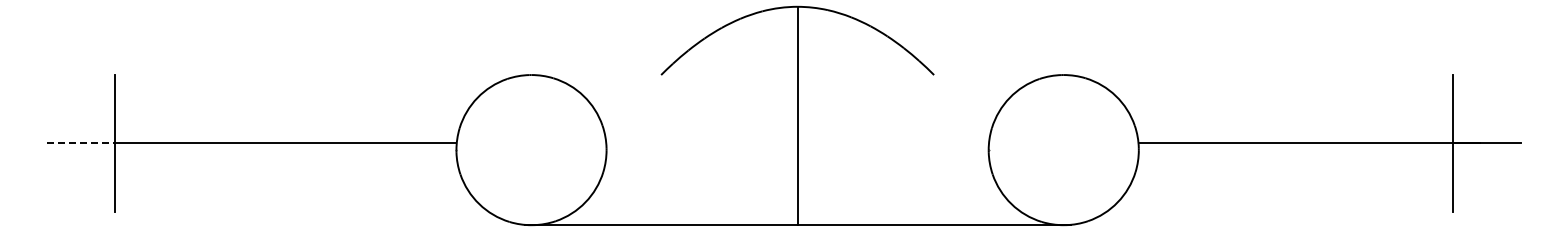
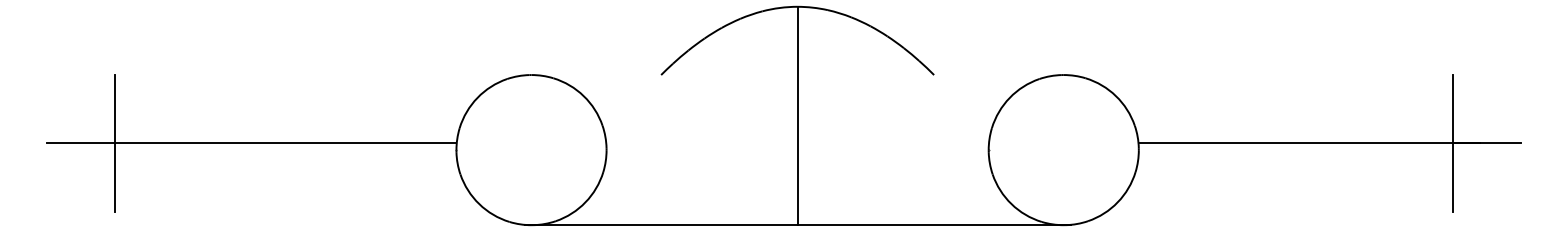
line: dashed -> solid (81, 143)
